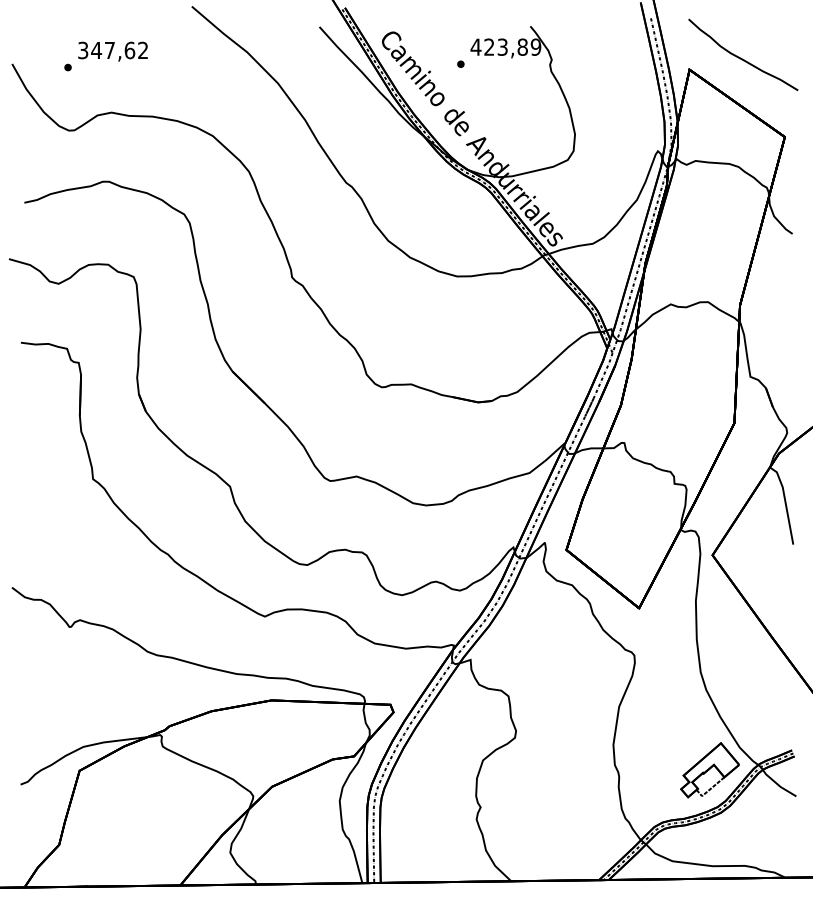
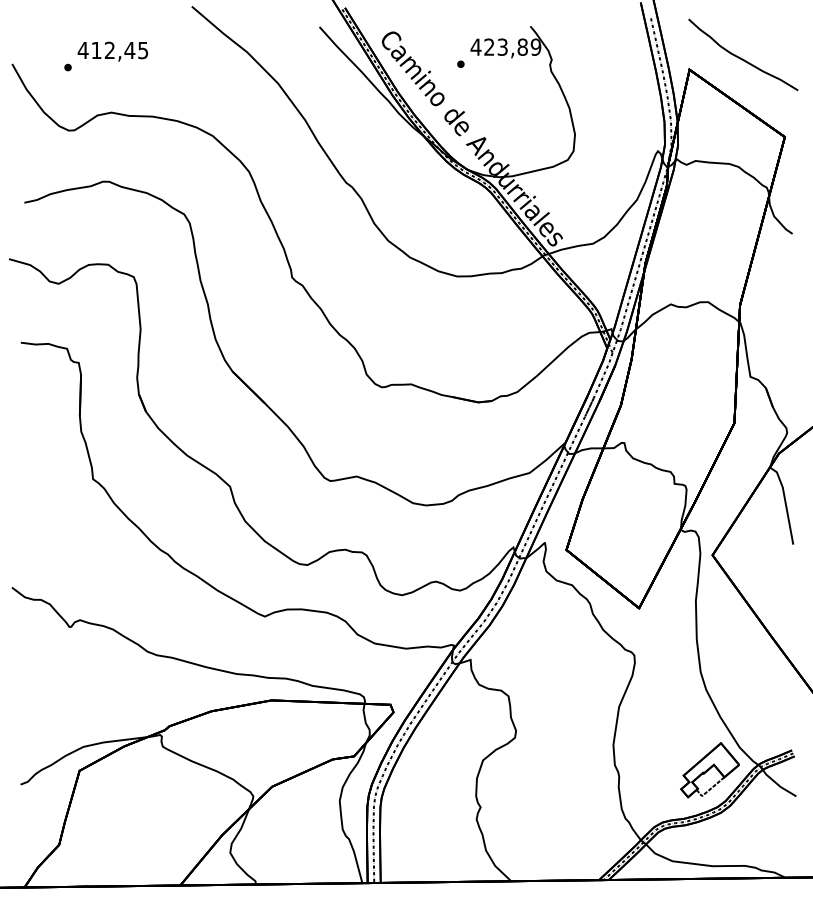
text: 347,62 -> 412,45 (112, 50)
